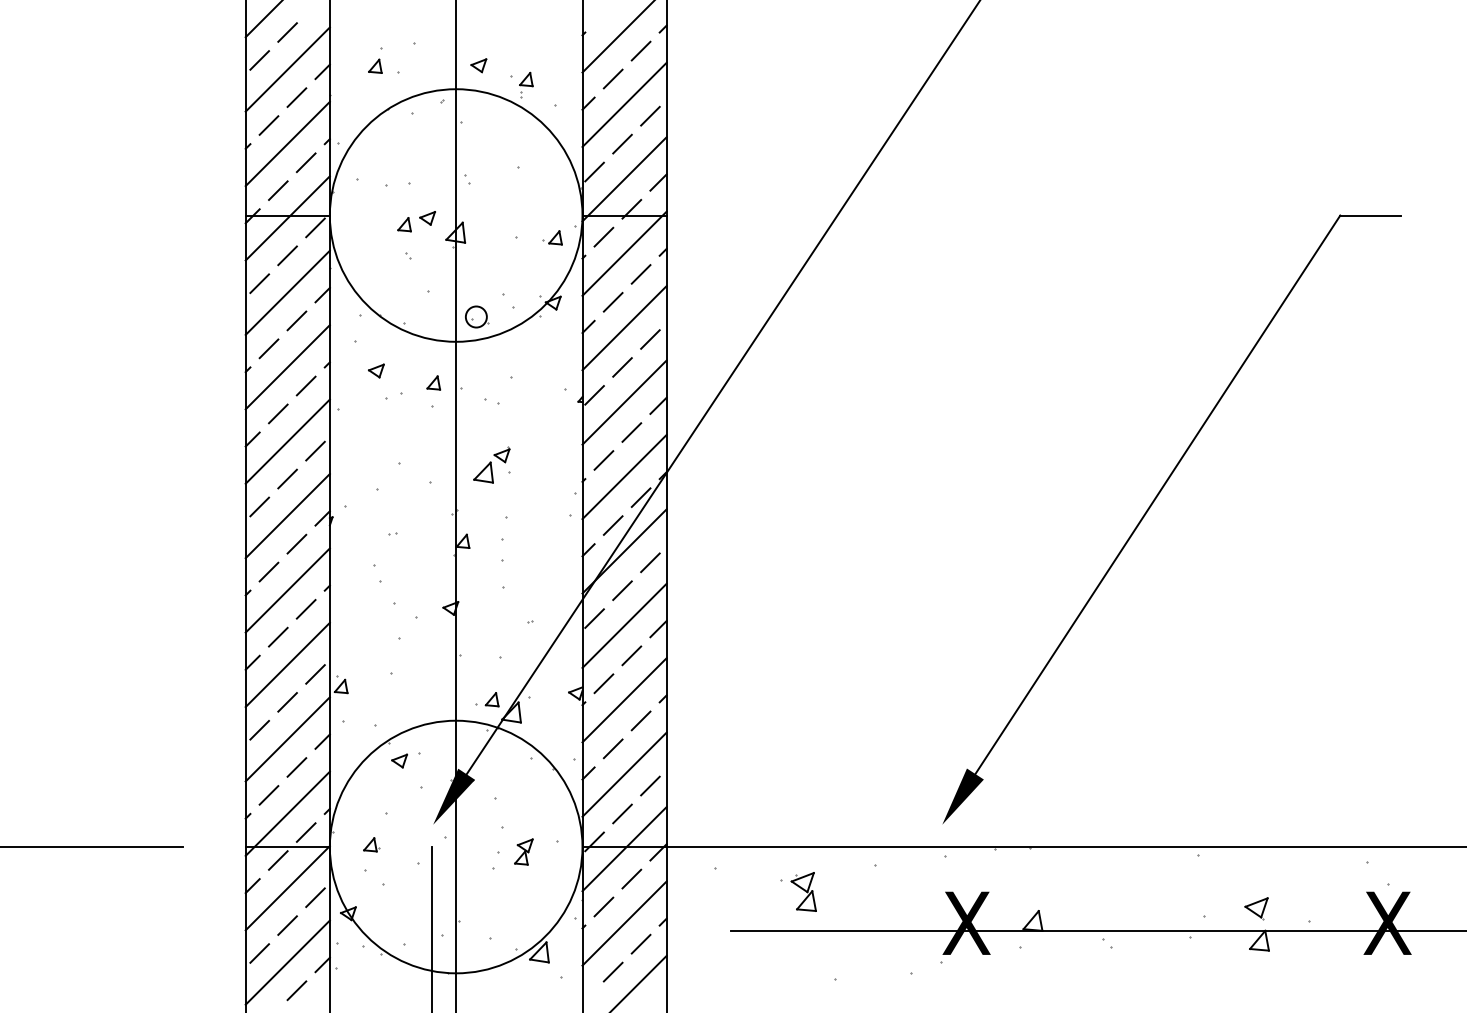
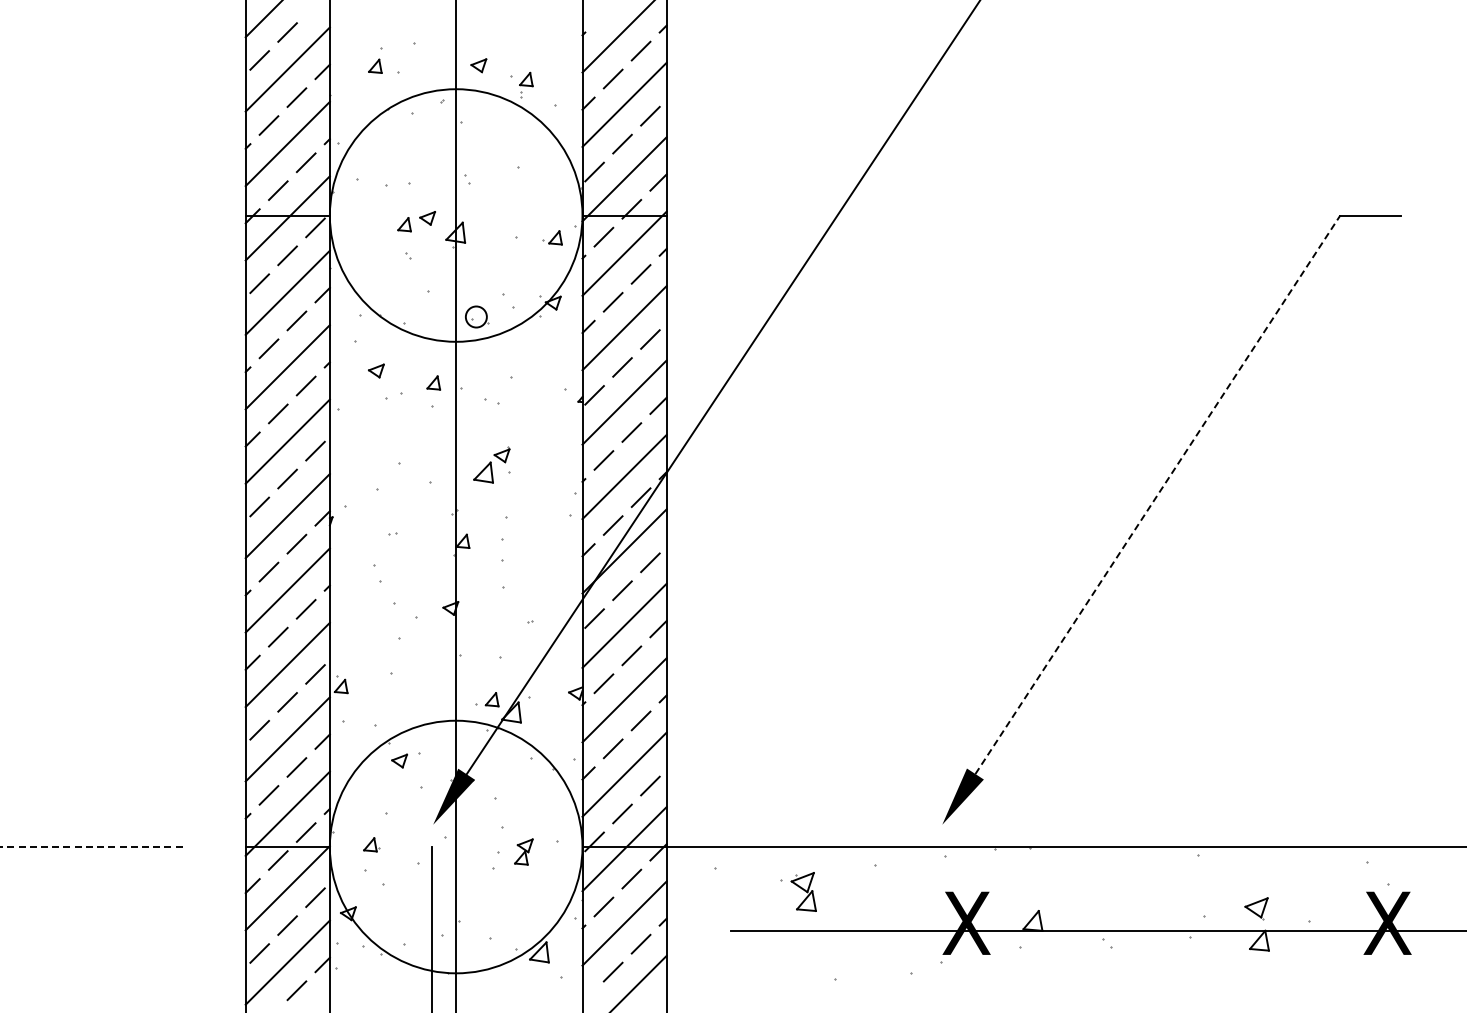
line: solid -> dashed (1157, 494)
line: solid -> dashed (91, 847)
